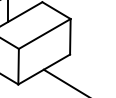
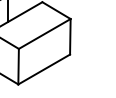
line: present -> none (64, 81)
